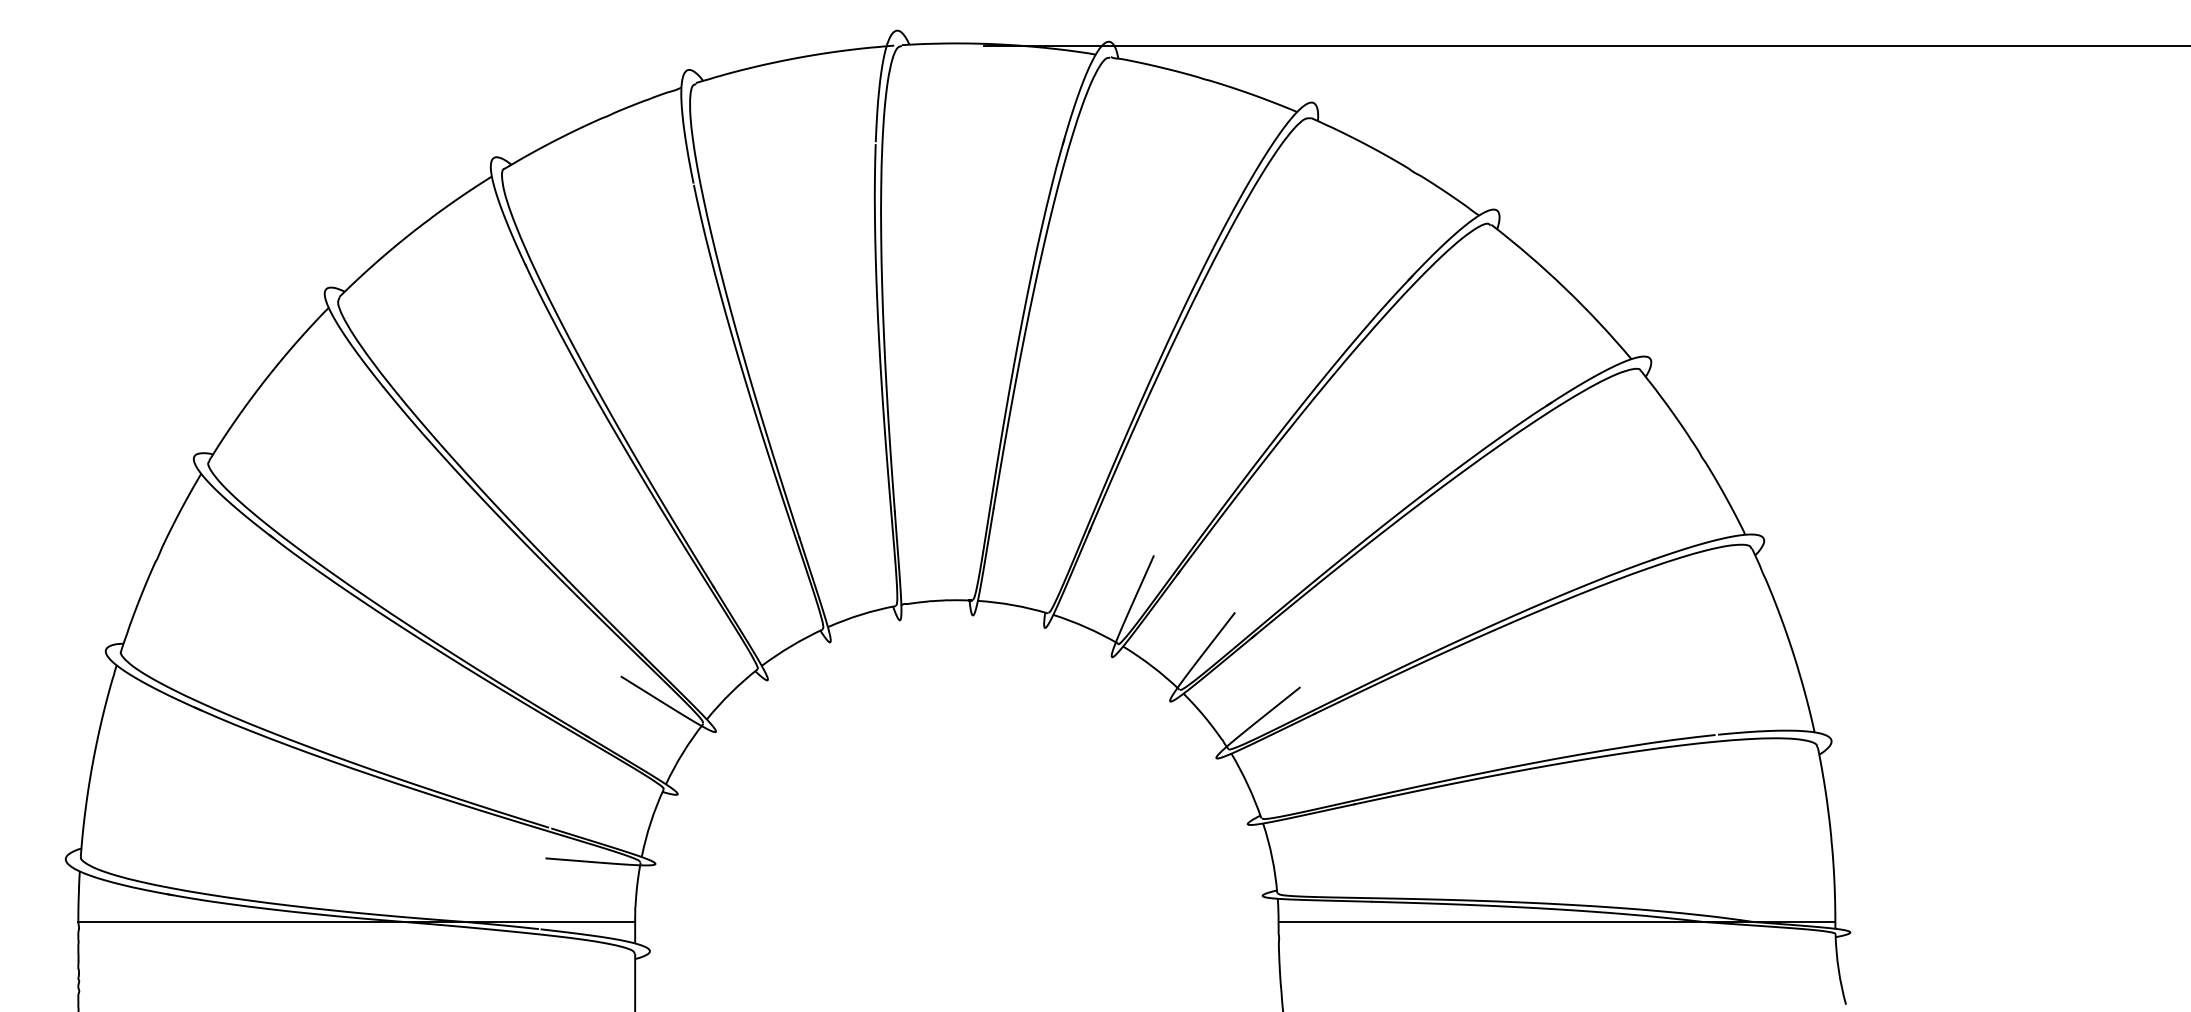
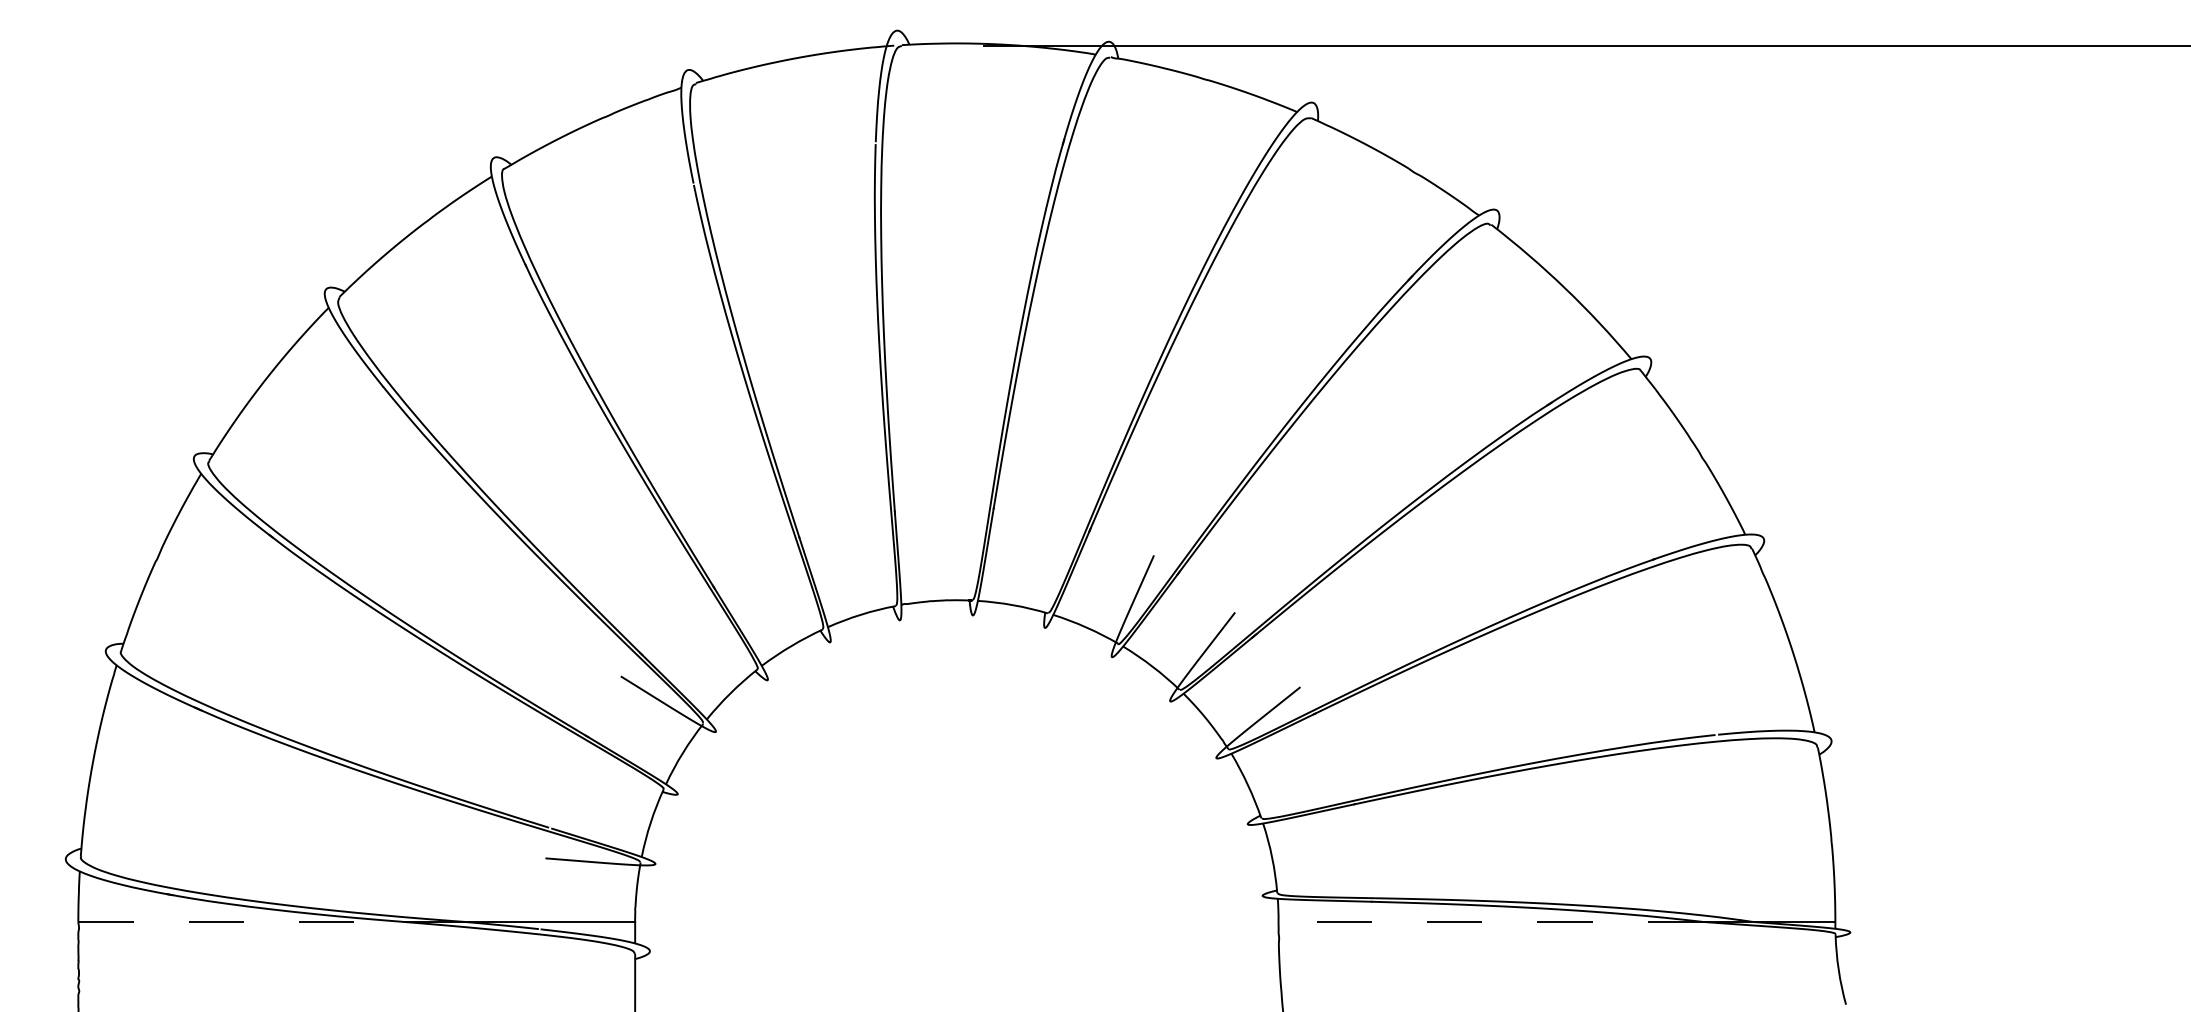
line: solid -> dashed (241, 921)
line: solid -> dashed (1490, 921)
